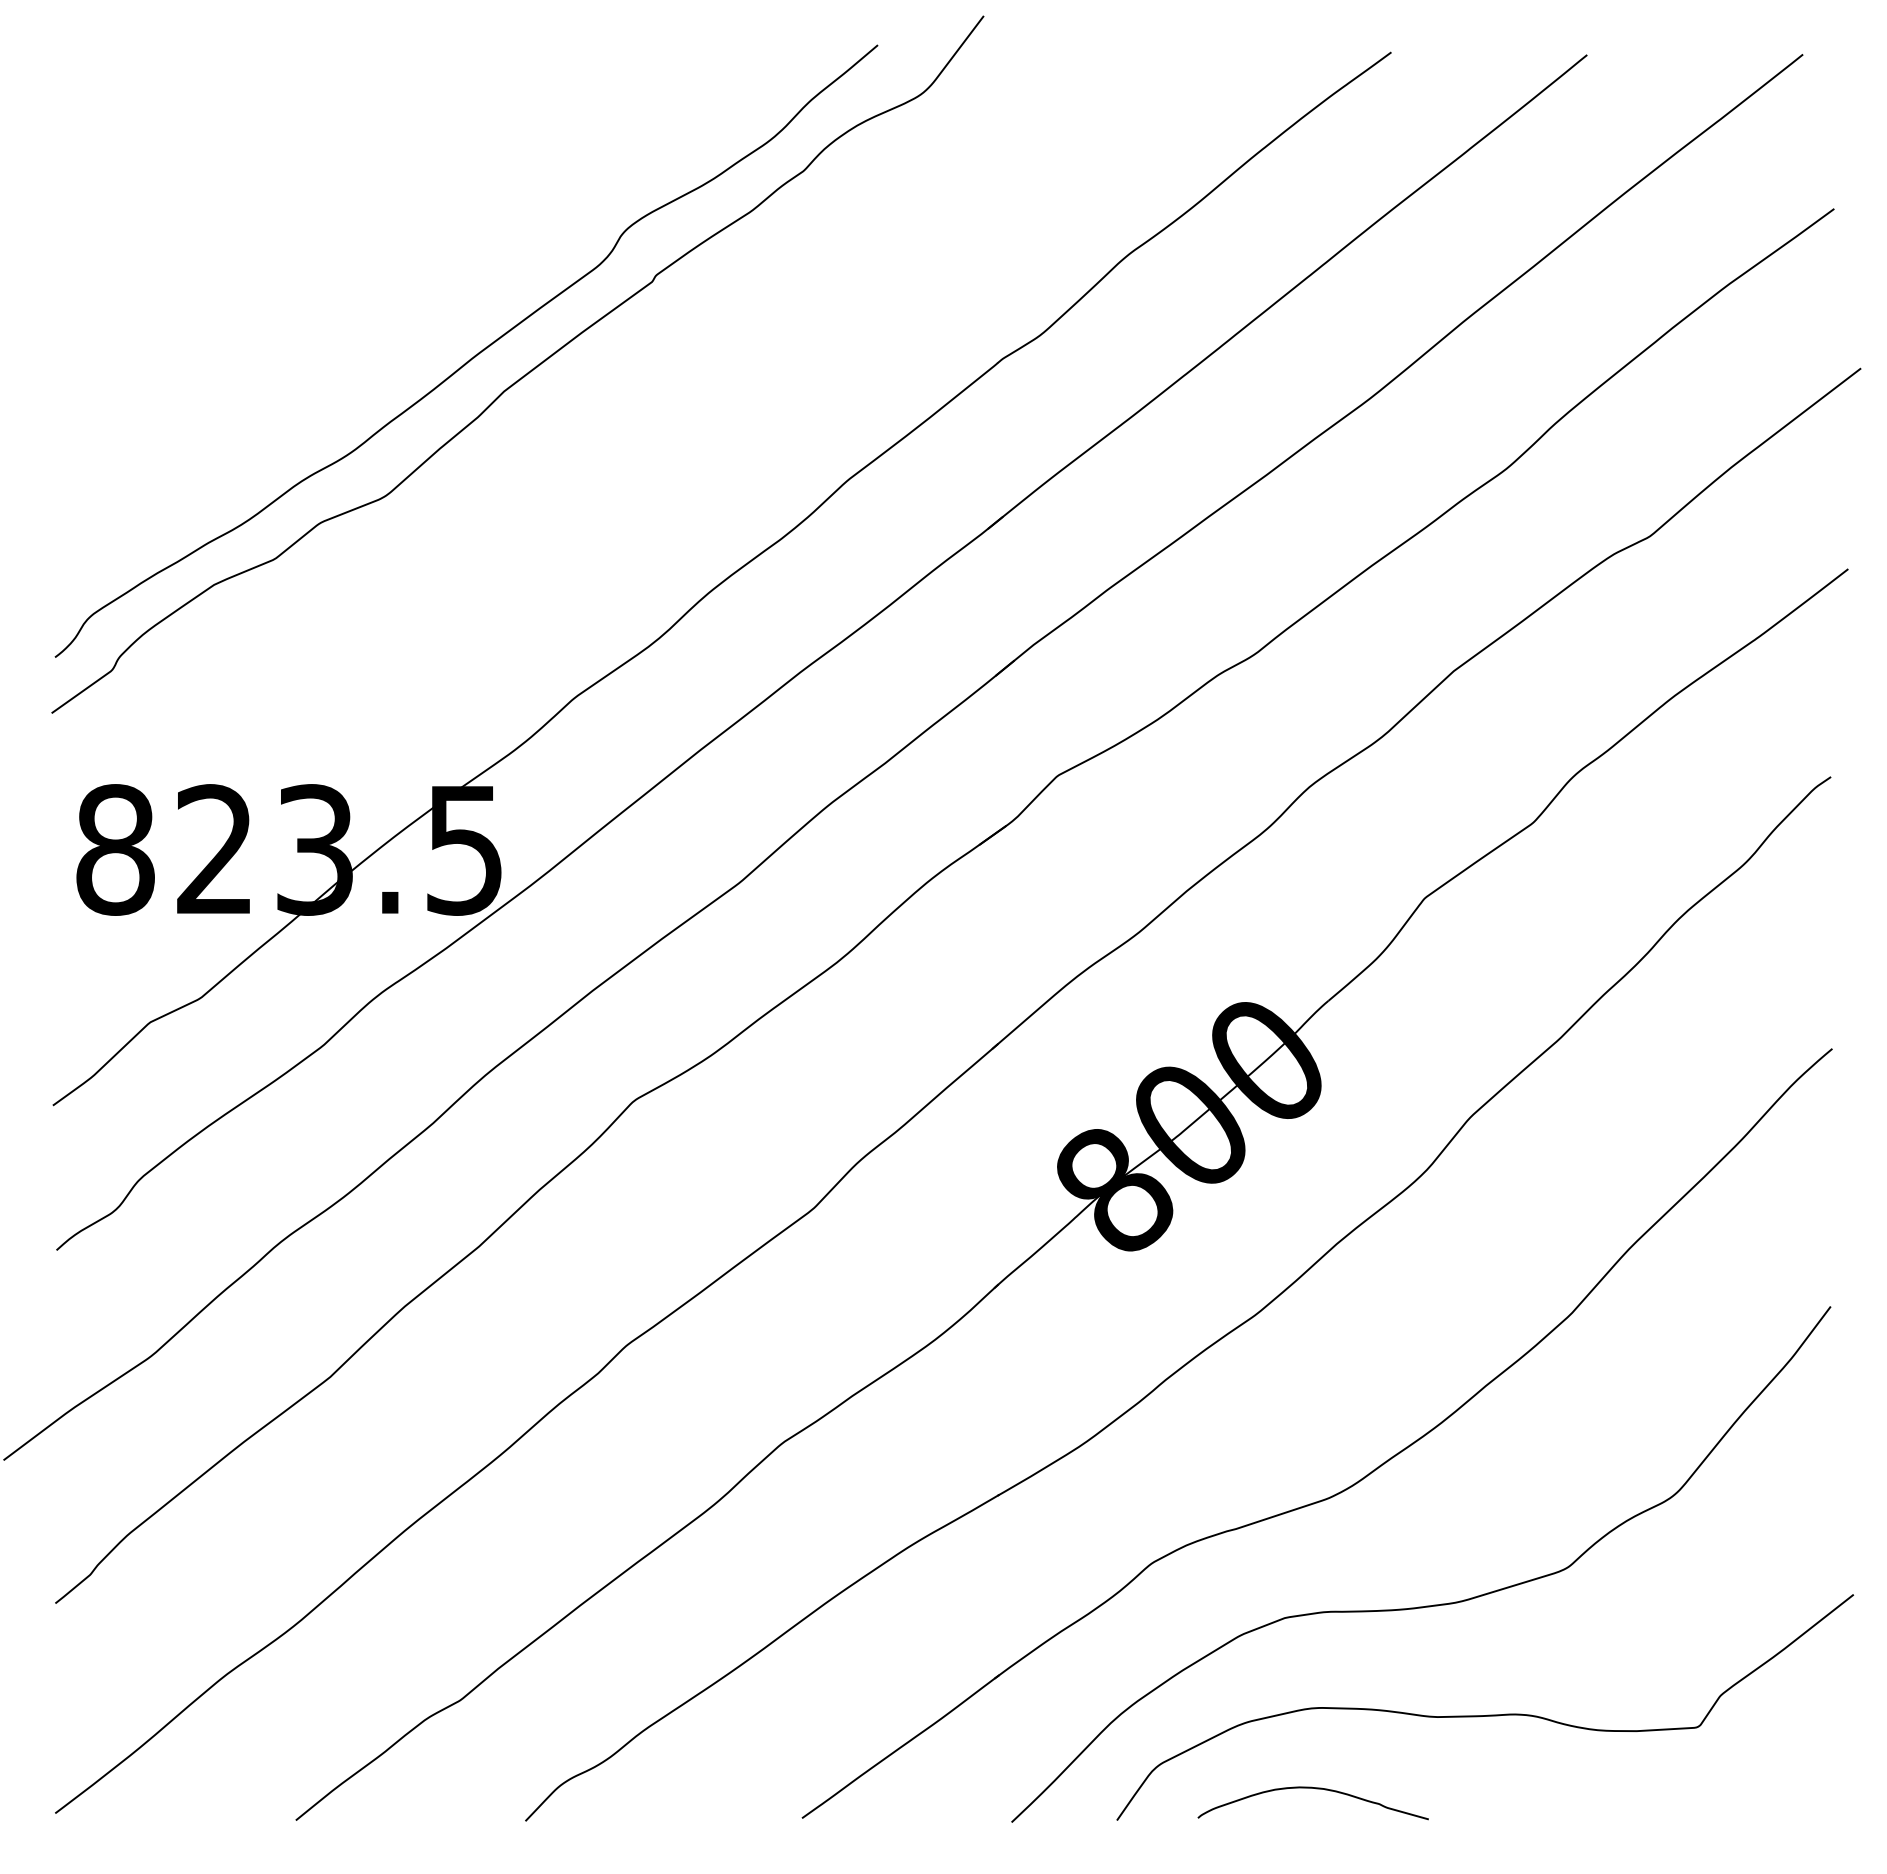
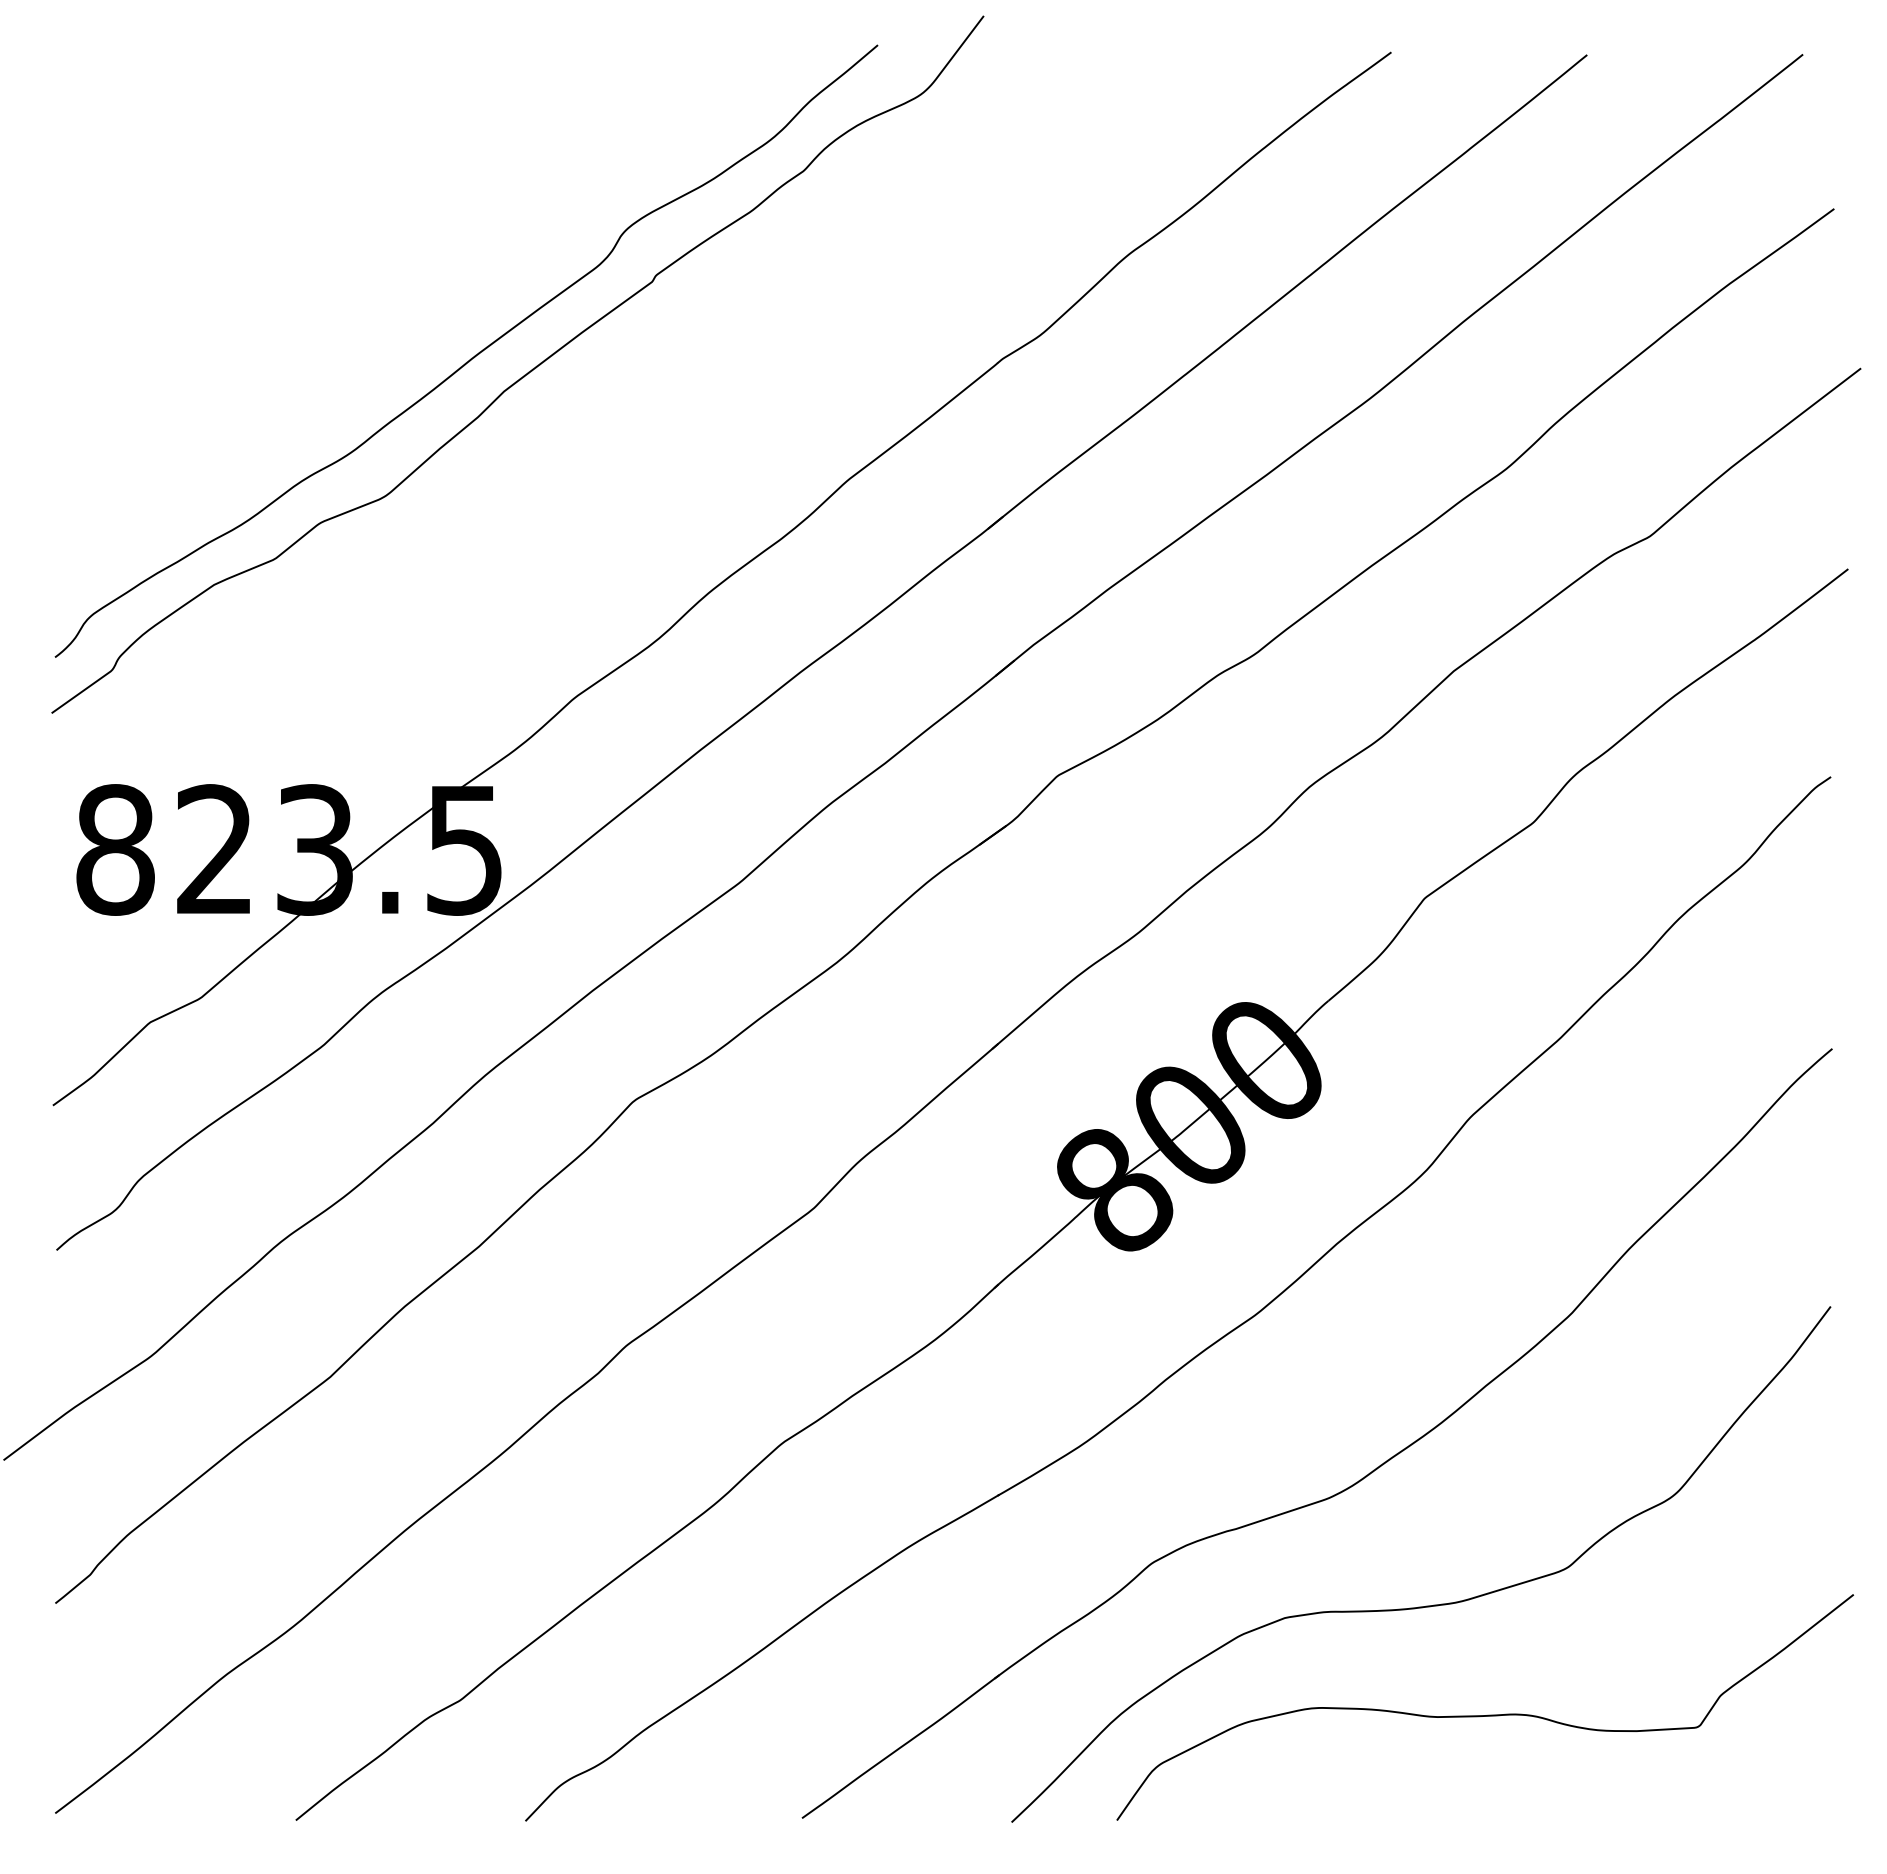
curve: present -> none (1316, 1789)
